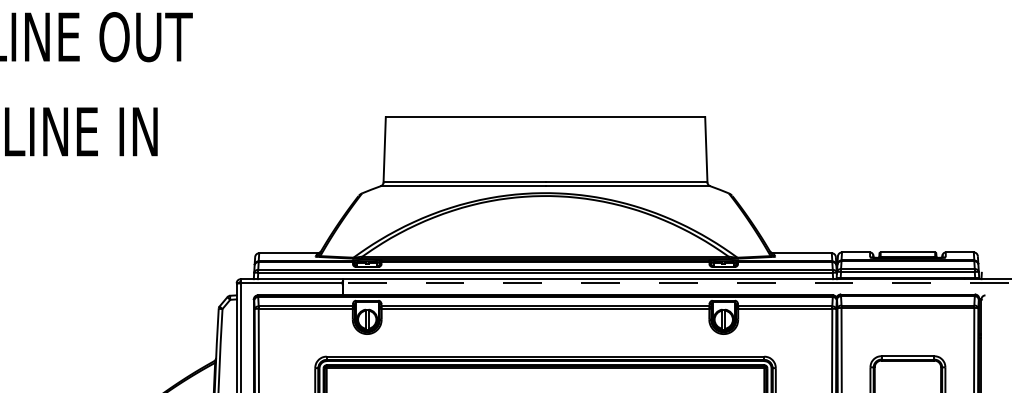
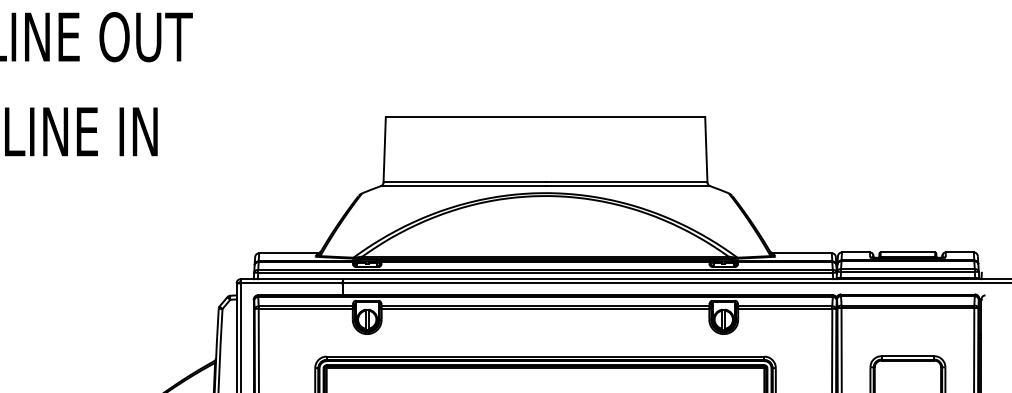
line: dashed -> solid (676, 283)
